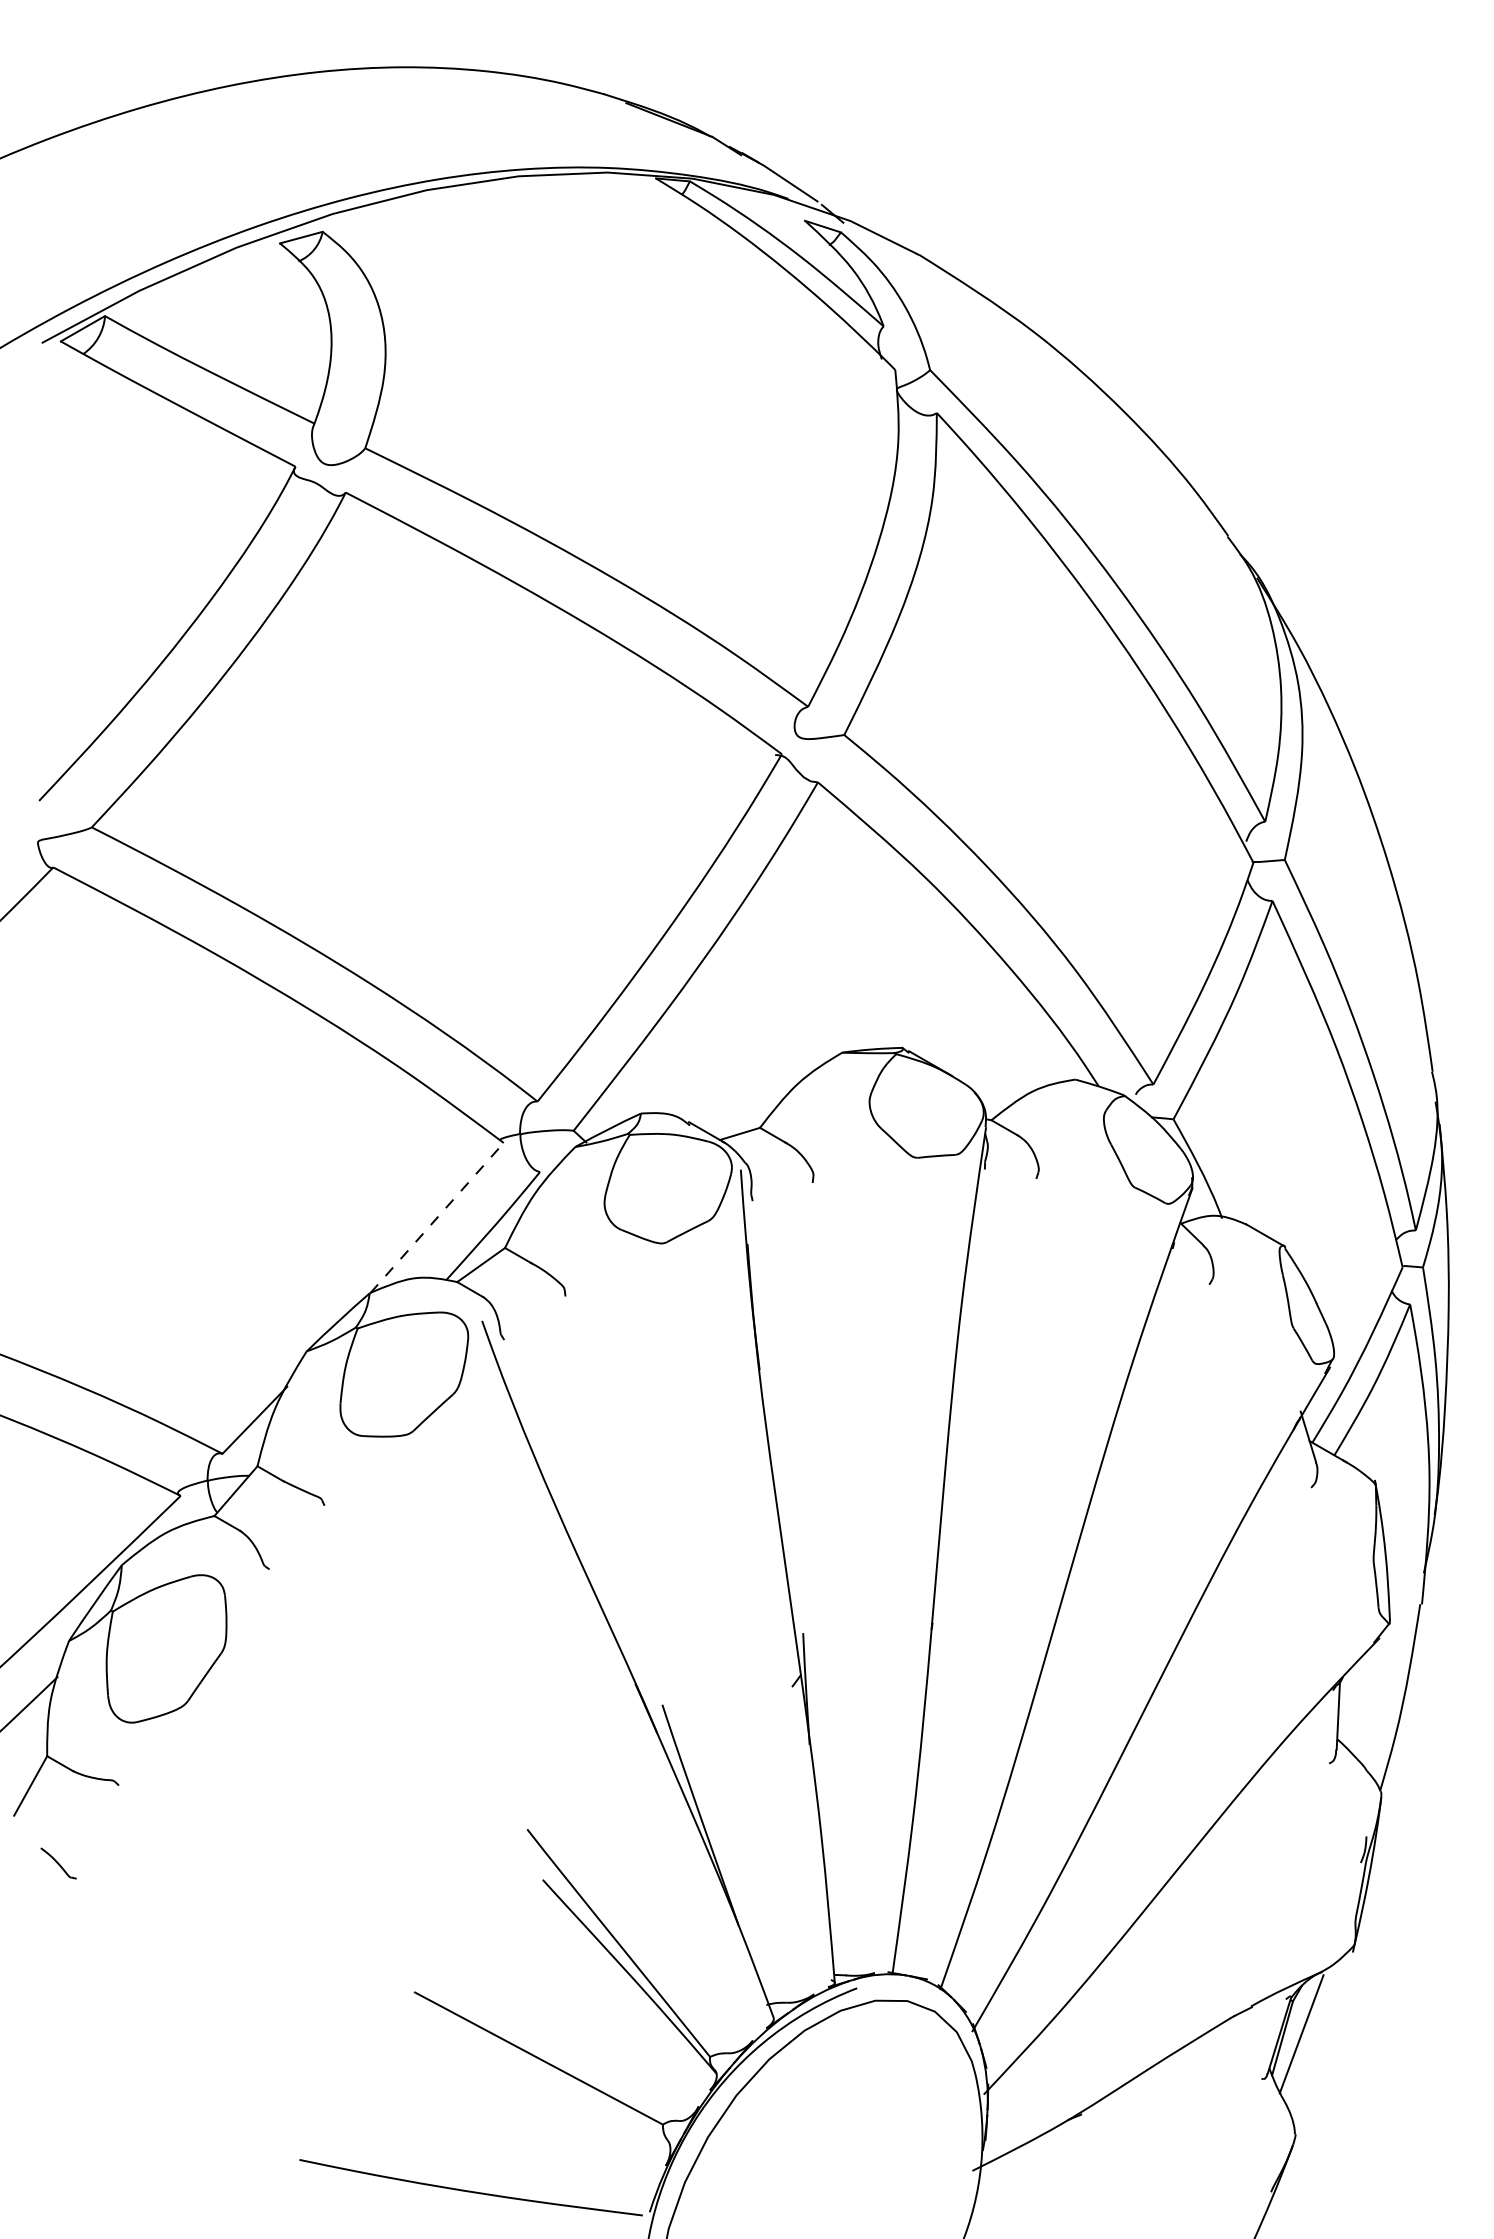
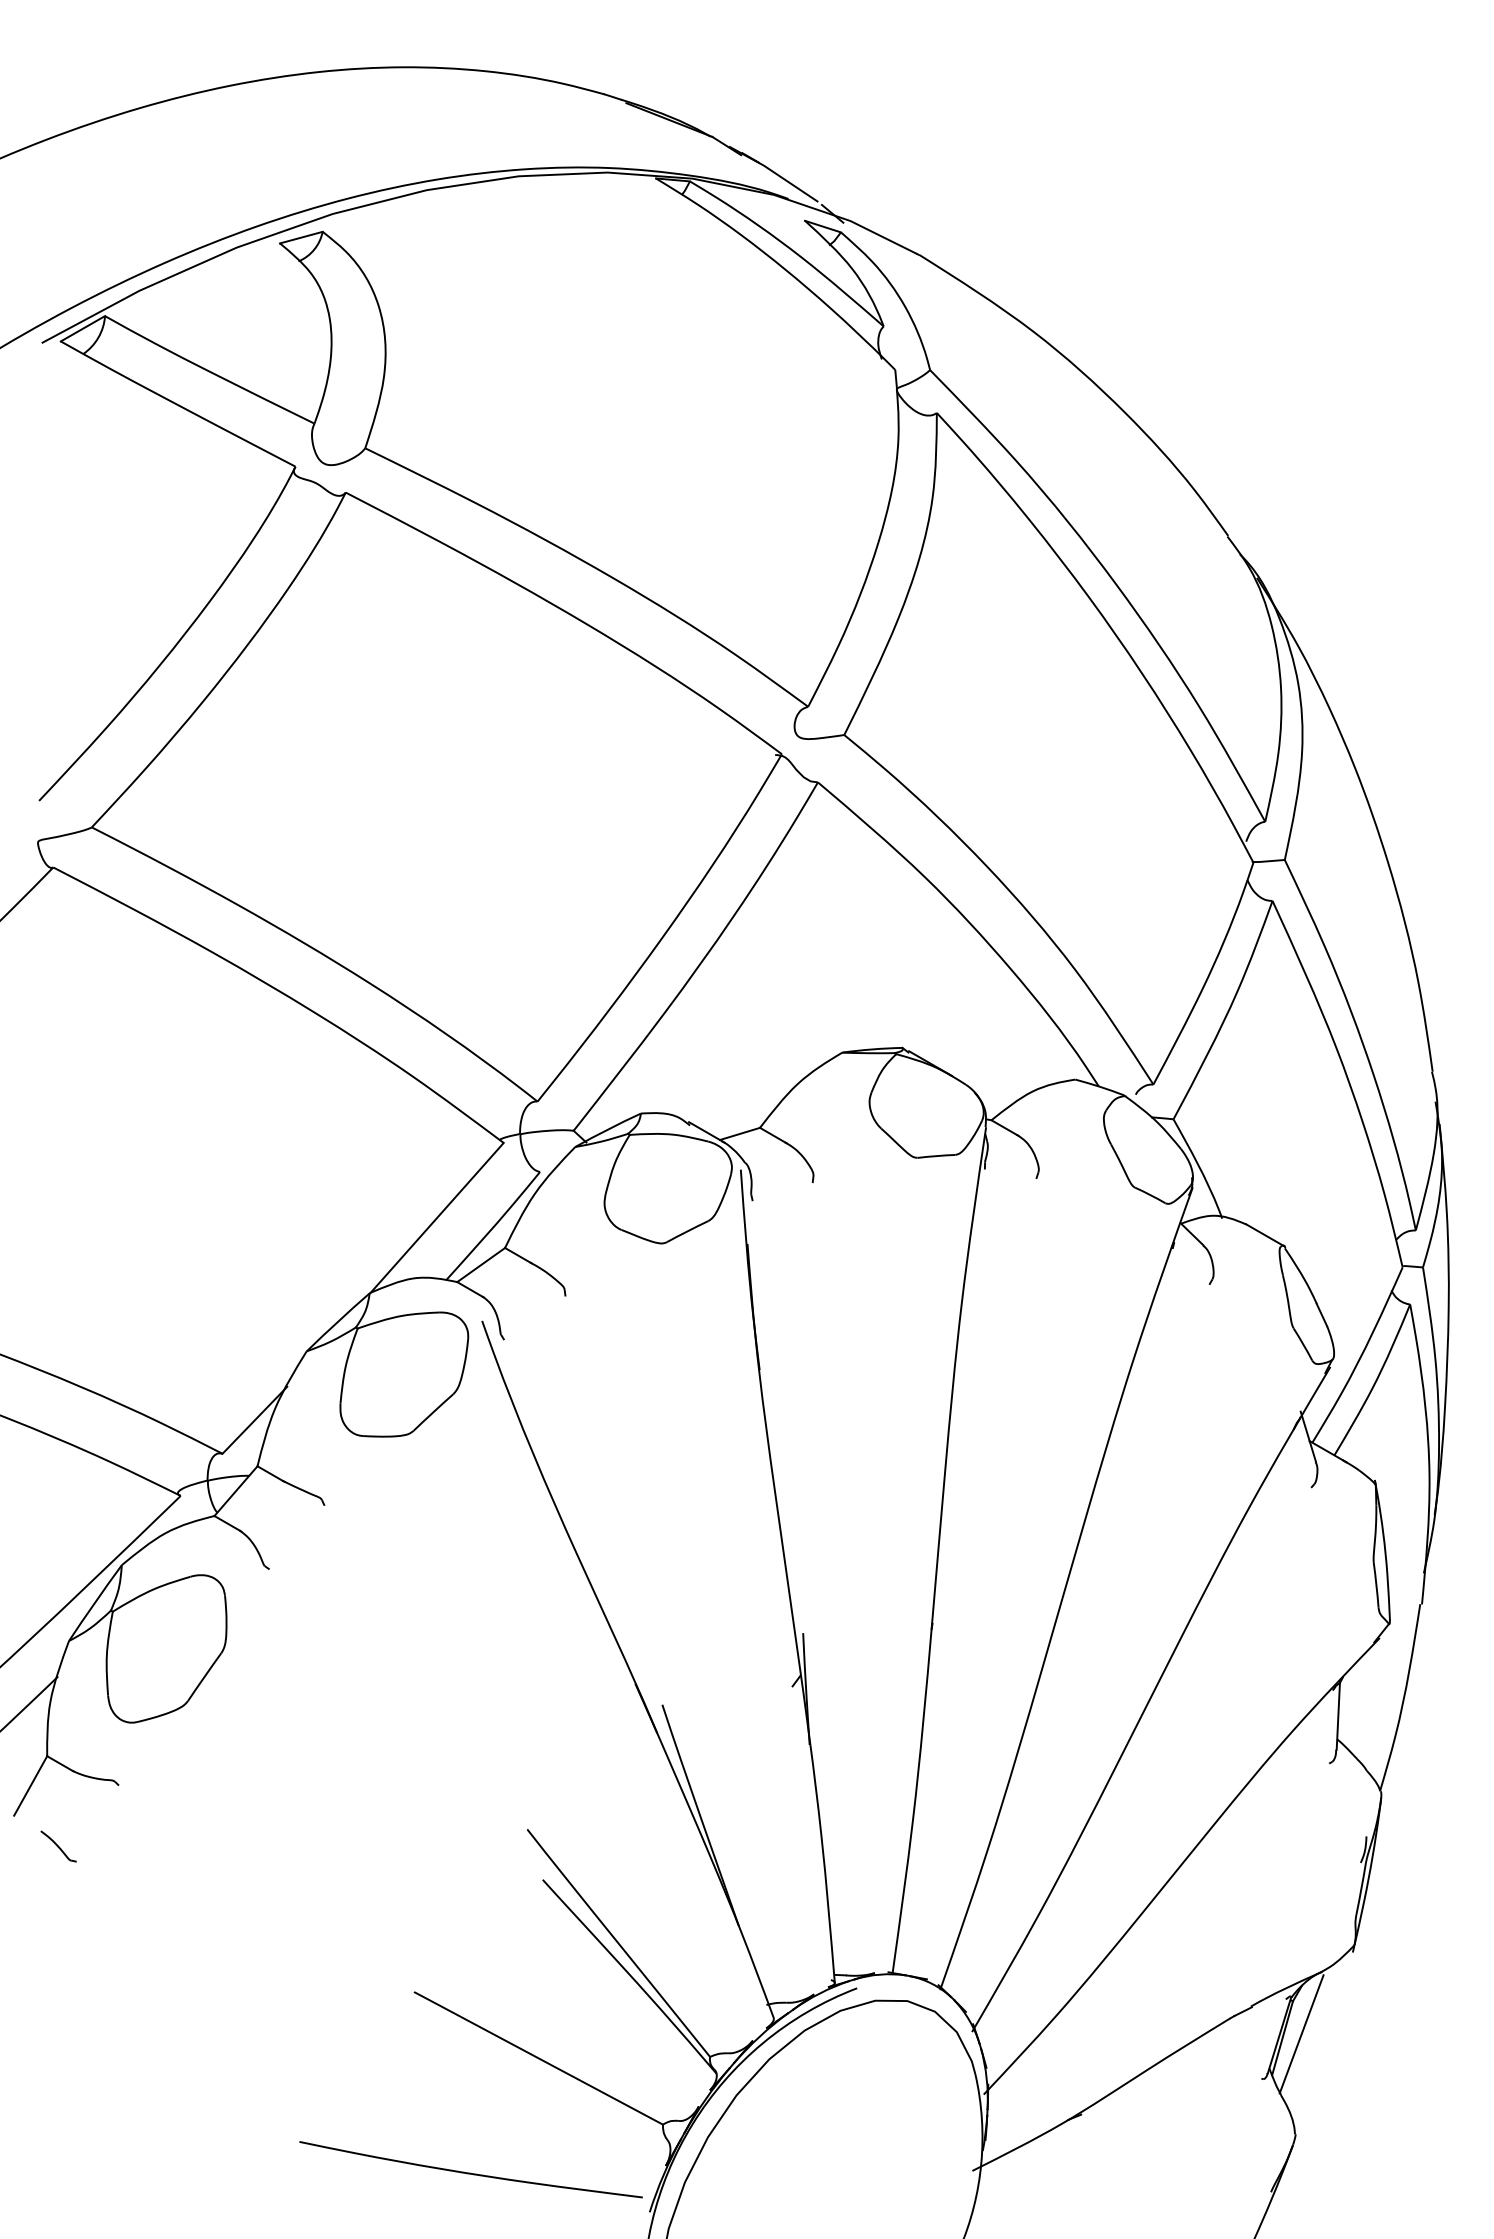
line: dashed -> solid (437, 1217)
part position: (58, 1863) -> (58, 1846) (58, 1846)
curve position: (470, 2190) -> (470, 2172) (470, 2172)
